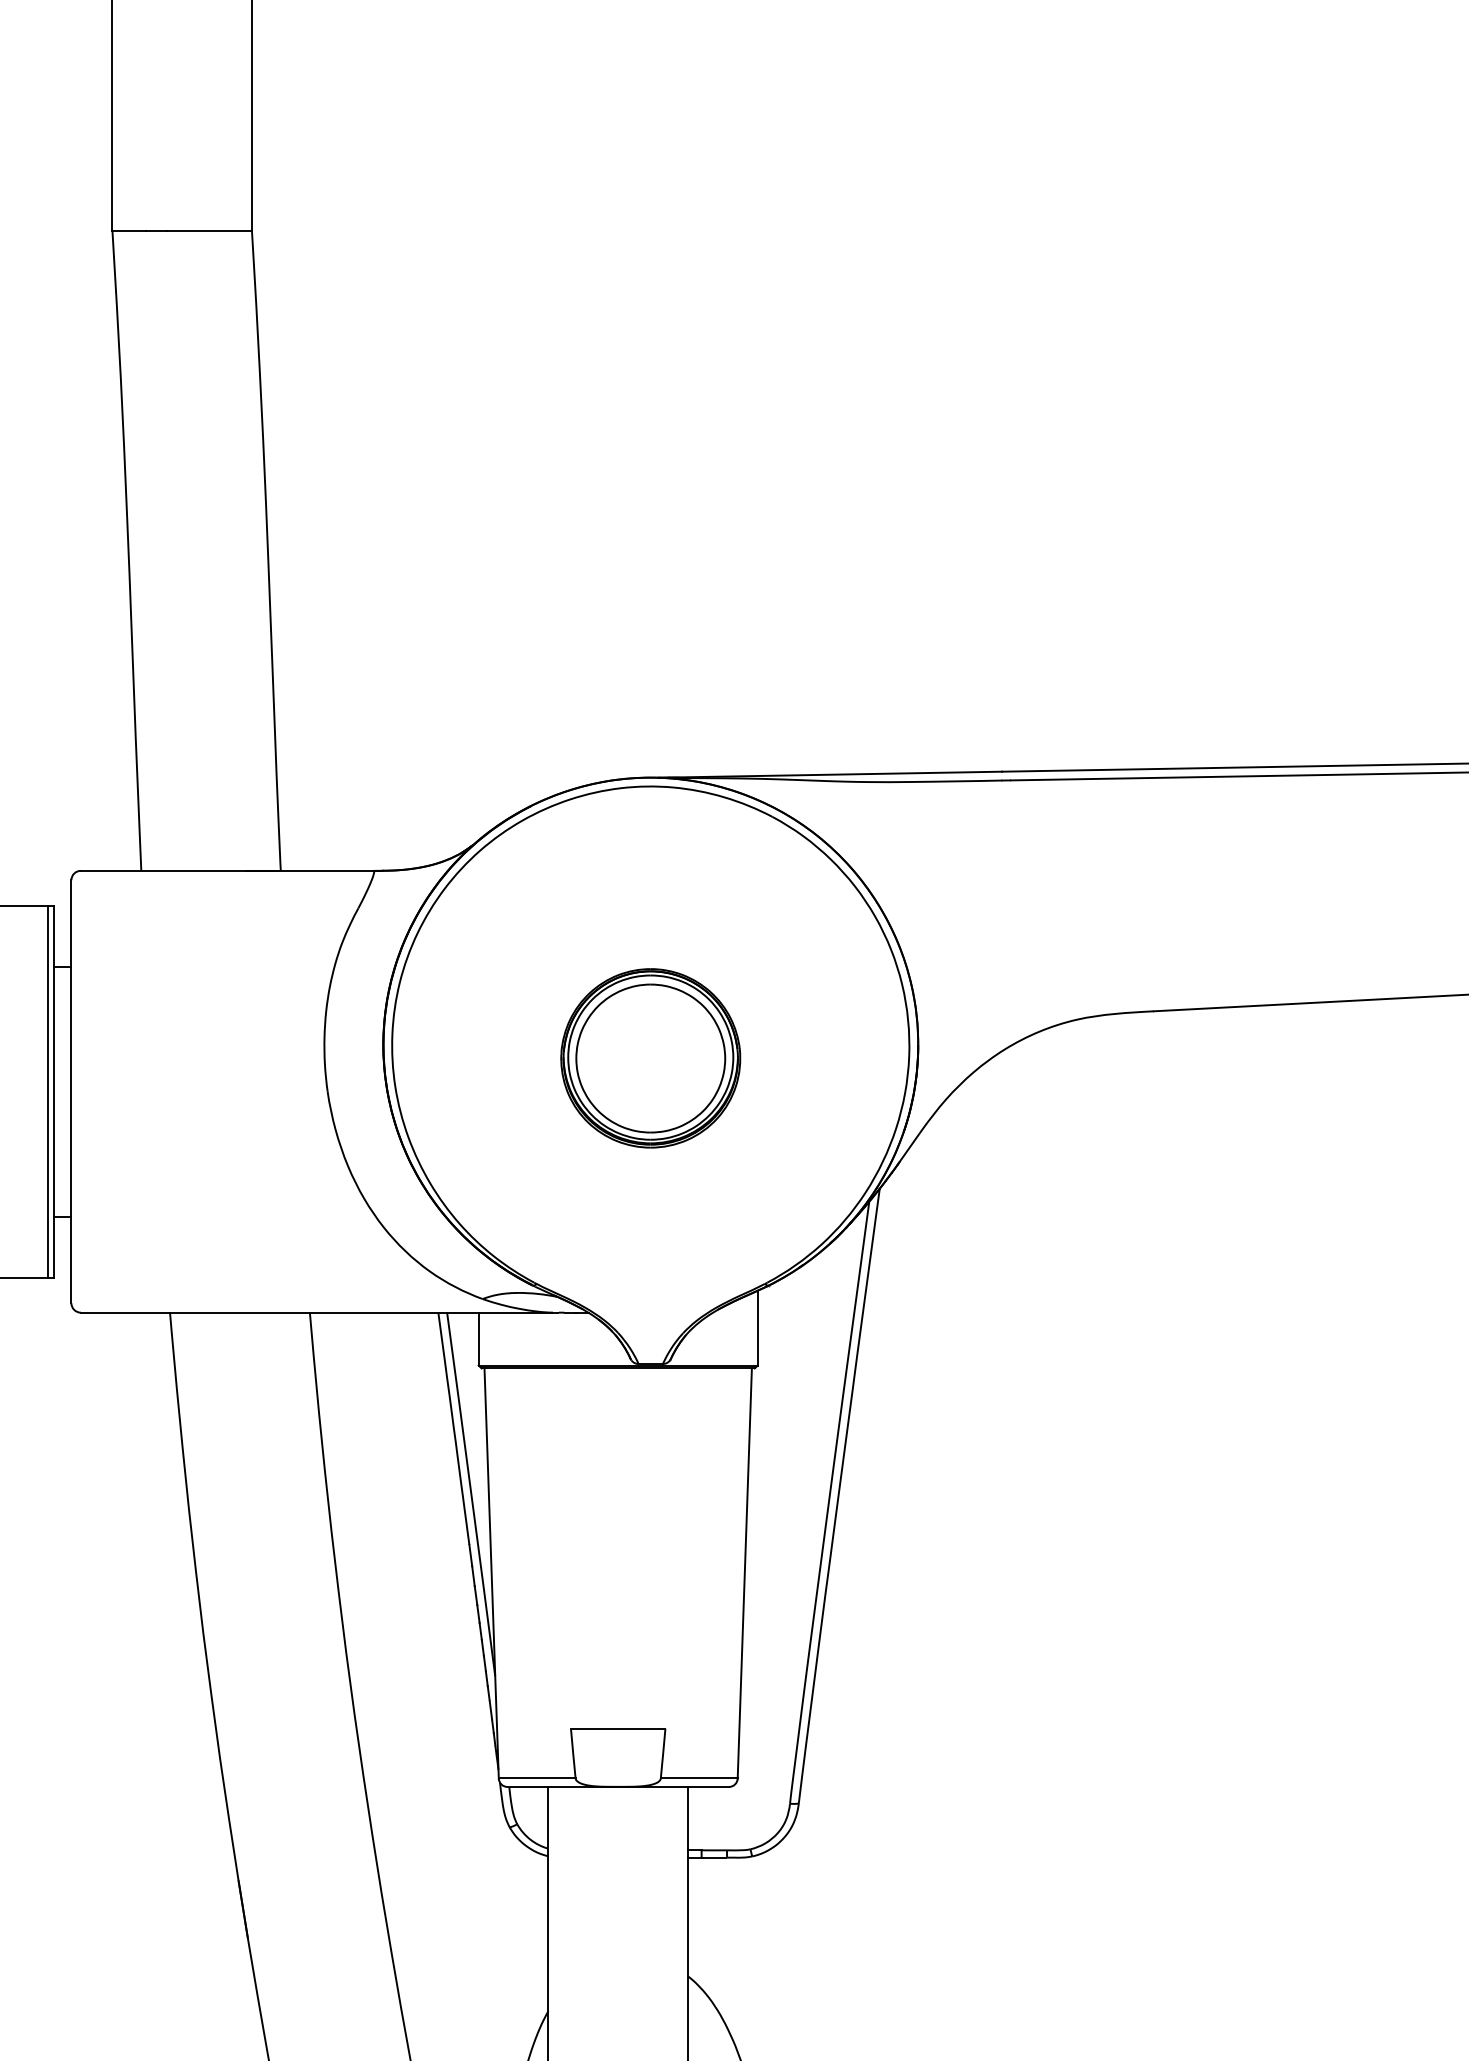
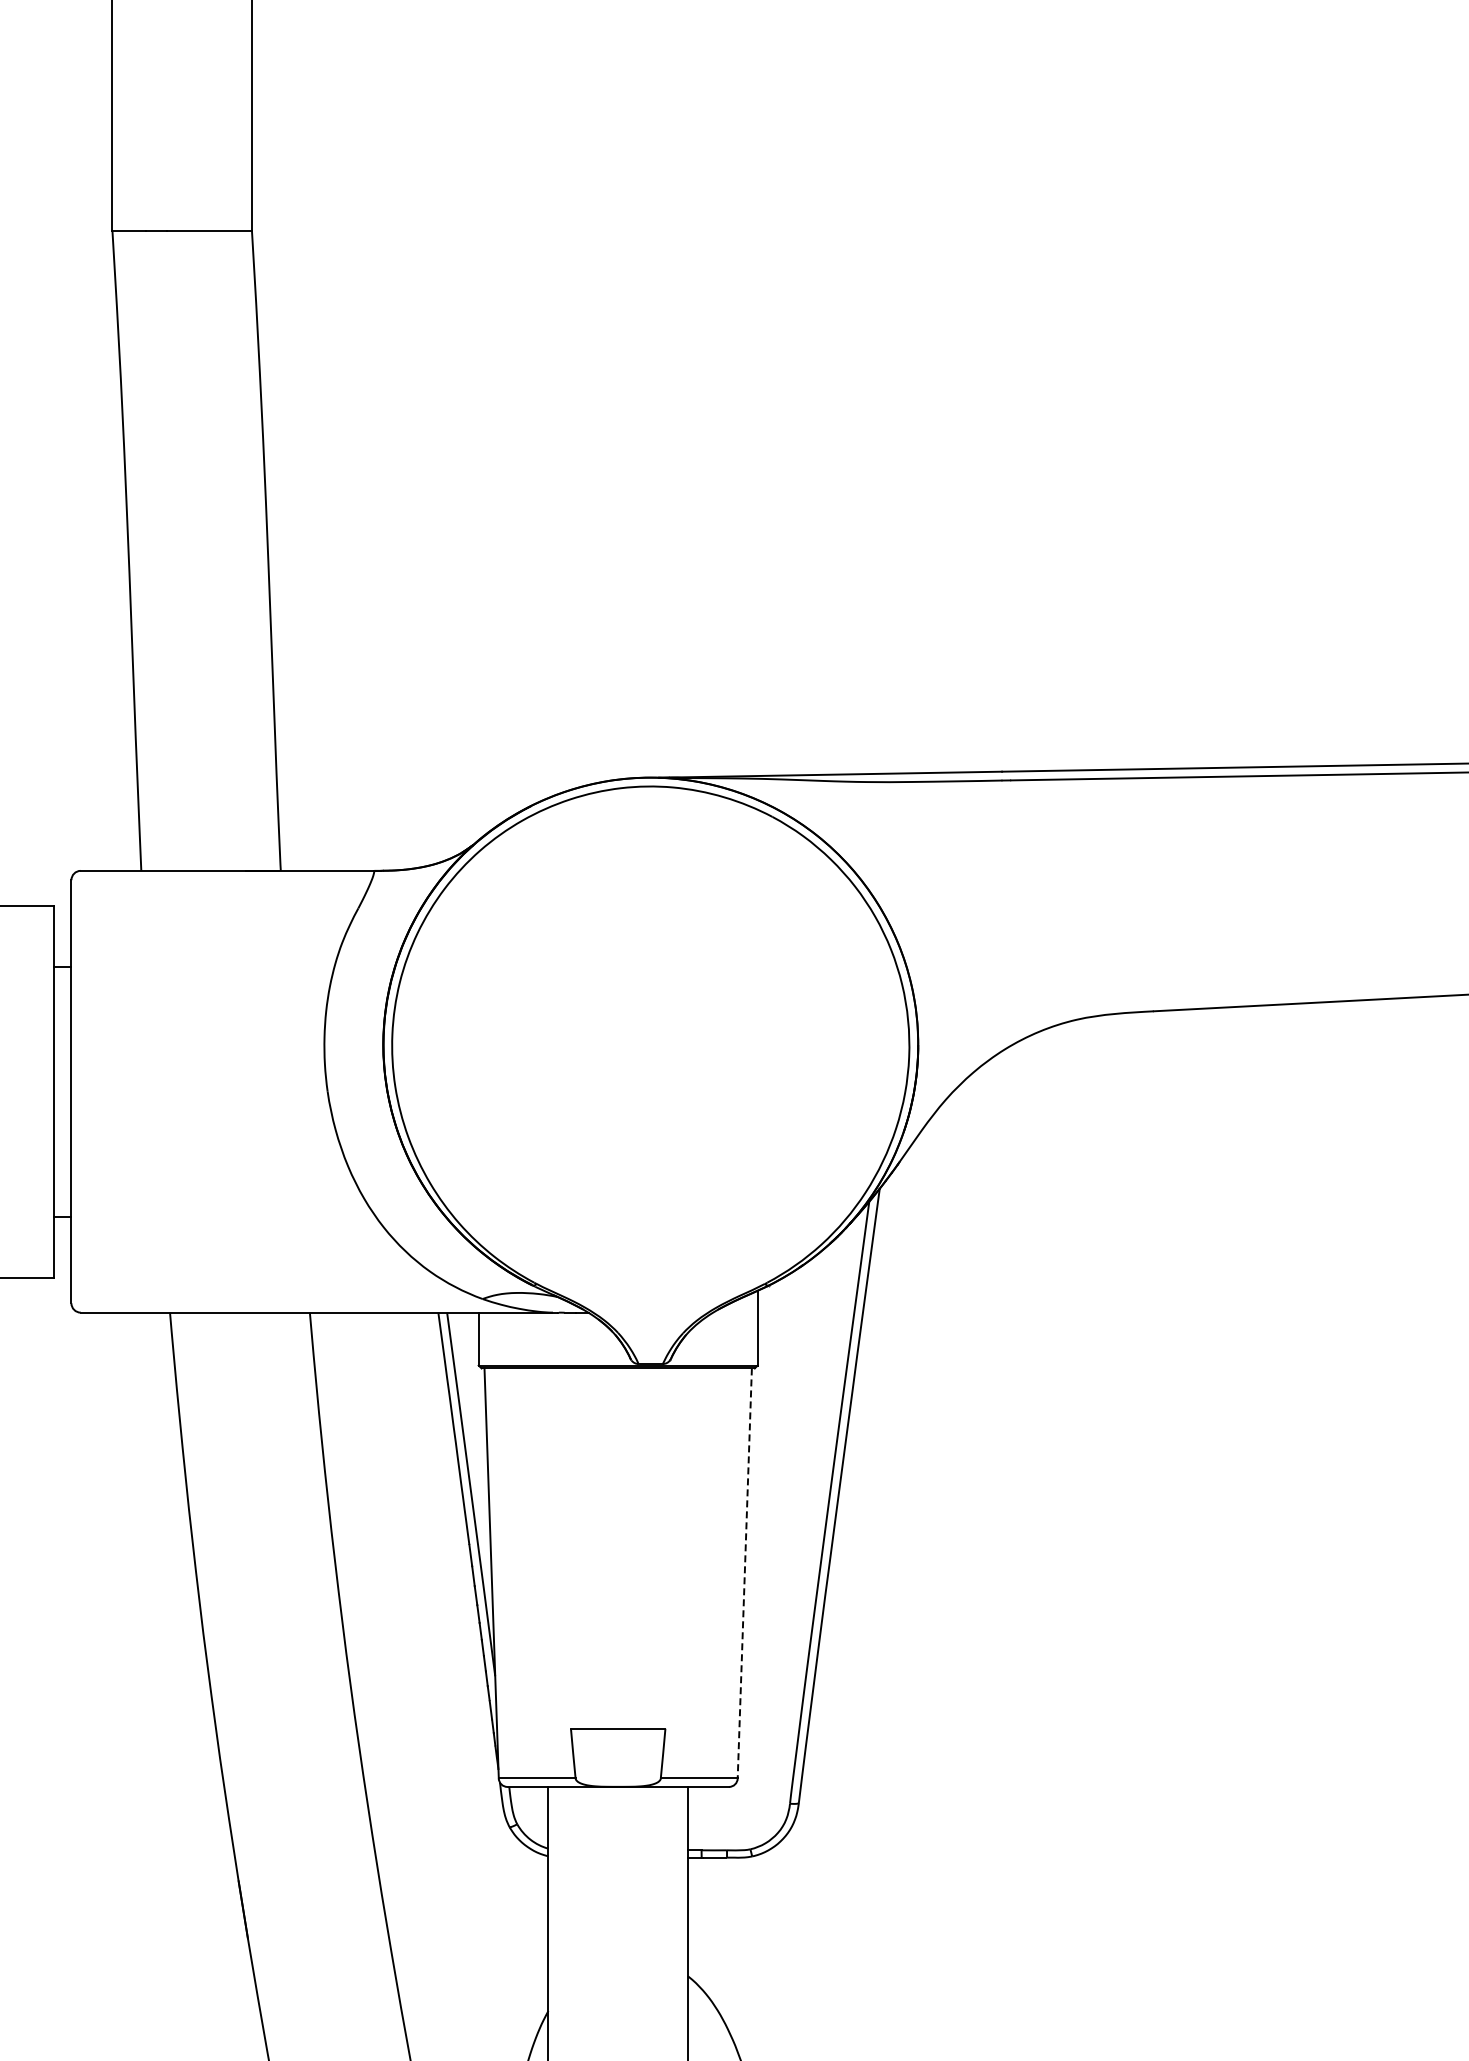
part: present -> none (650, 1058)
line: present -> none (48, 1091)
line: solid -> dashed (744, 1573)
